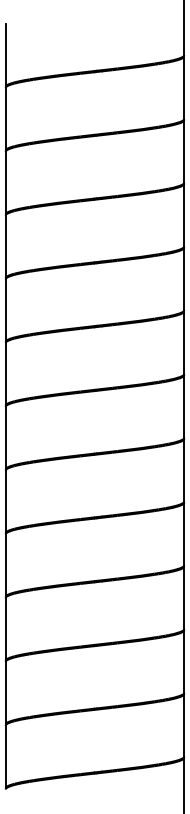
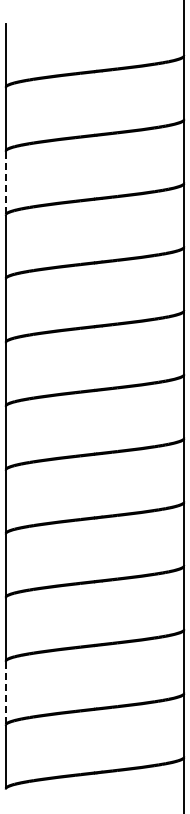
line: solid -> dashed (5, 183)
line: solid -> dashed (5, 693)
